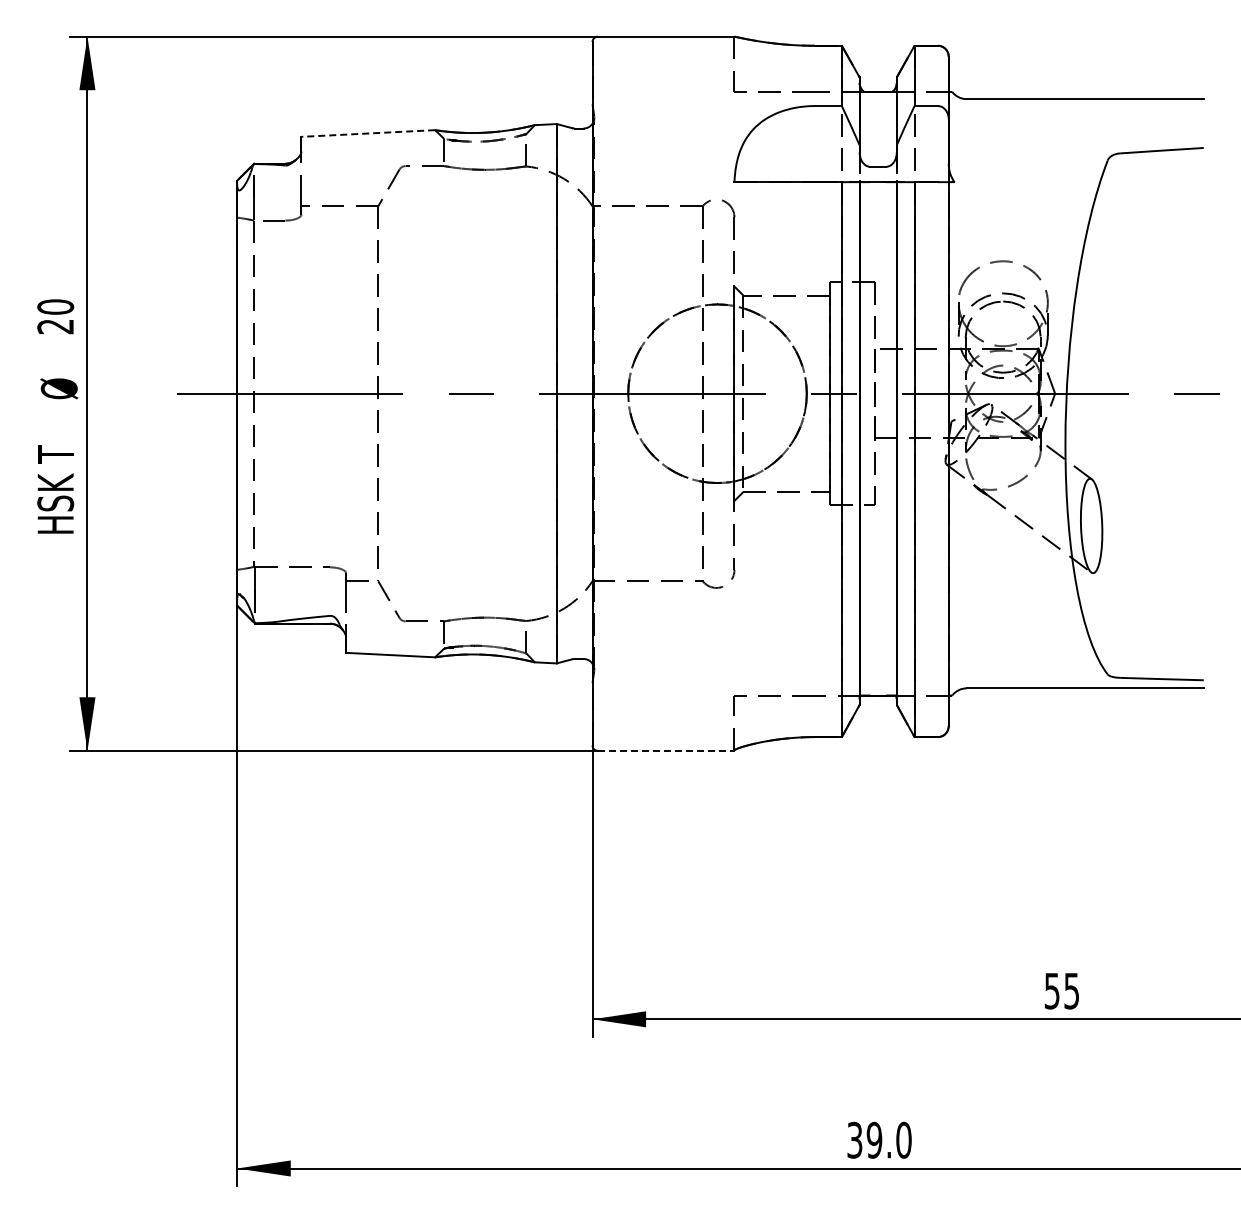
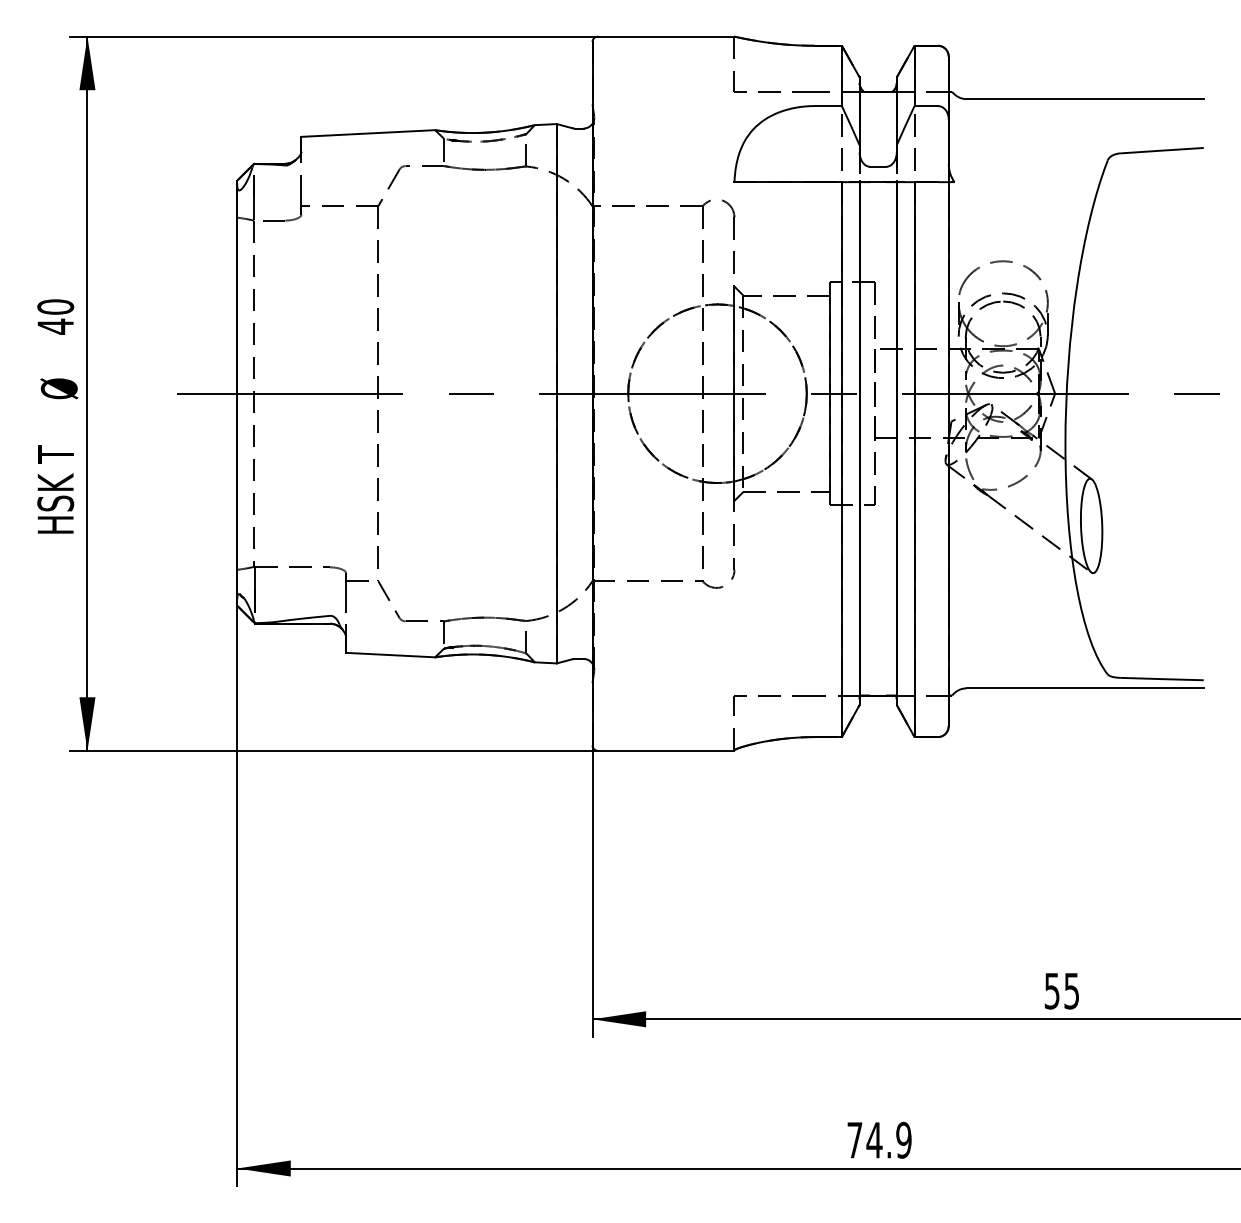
line: dashed -> solid (368, 133)
text: 20 -> 40 (55, 326)
line: dashed -> solid (666, 750)
text: 39.0 -> 74.9 (879, 1139)
